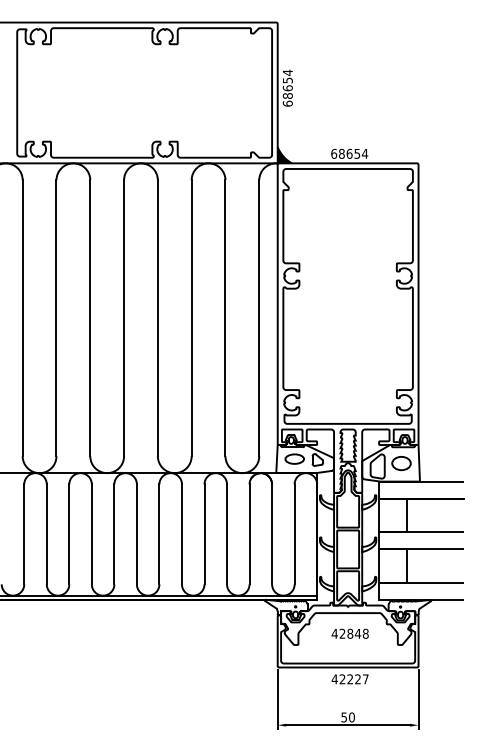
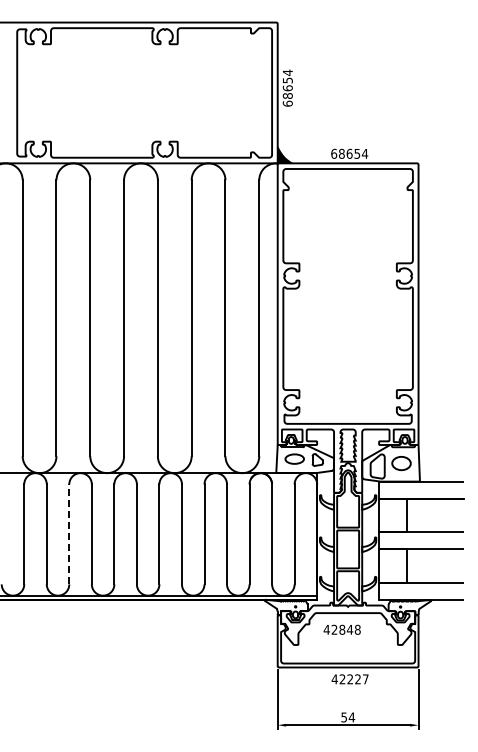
line: solid -> dashed (69, 534)
text position: (349, 633) -> (341, 629) (341, 629)
text: 50 -> 54 (351, 717)
